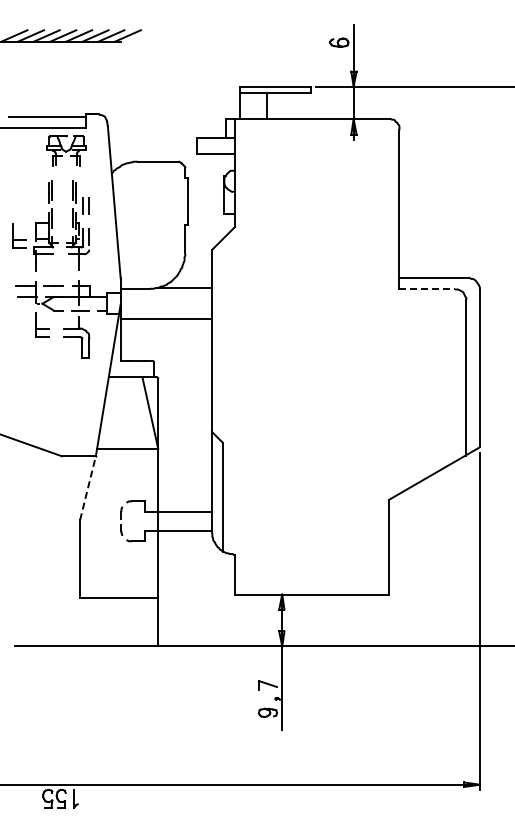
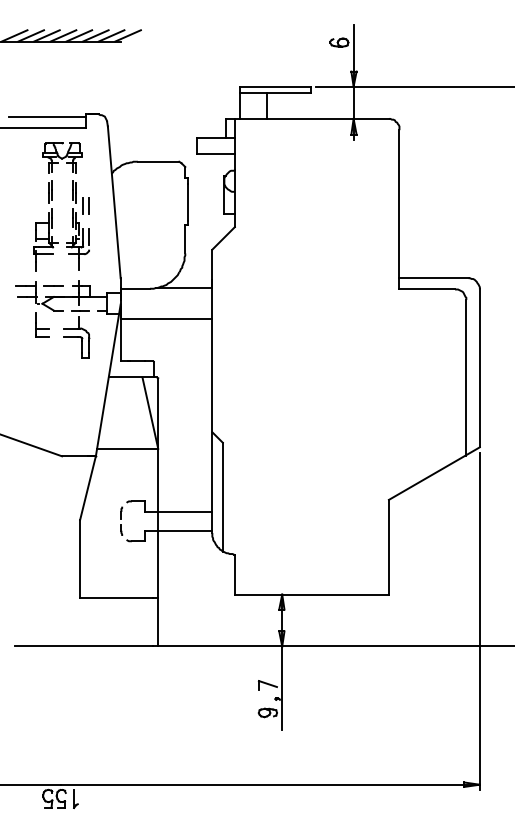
part position: (66, 150) -> (62, 157) (62, 157)
part: present -> none (19, 235)
line: dashed -> solid (427, 289)
line: dashed -> solid (87, 488)
